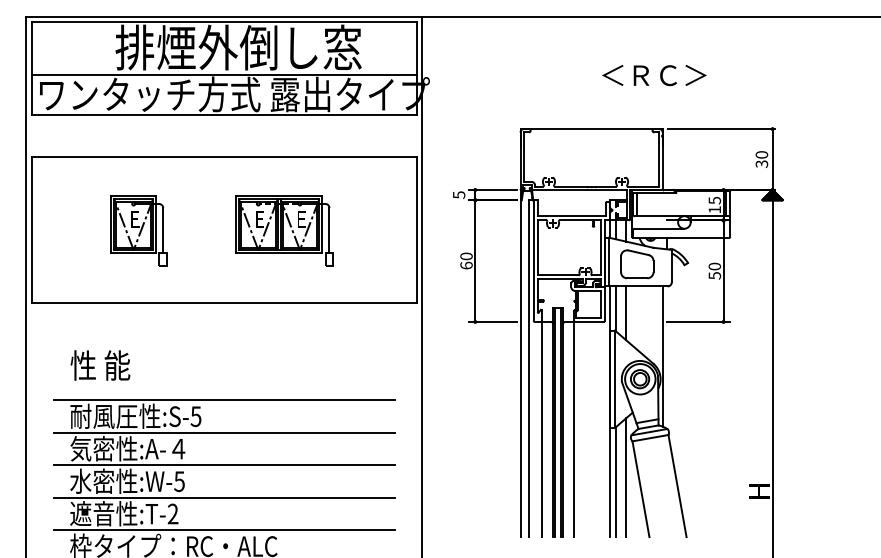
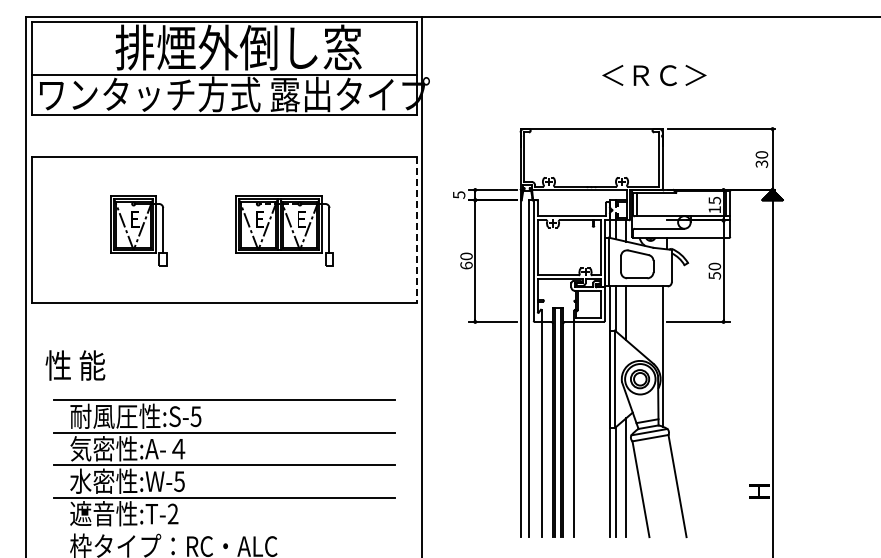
line: solid -> dashed (417, 230)
text position: (100, 365) -> (75, 365) (75, 365)
line: present -> none (224, 530)
